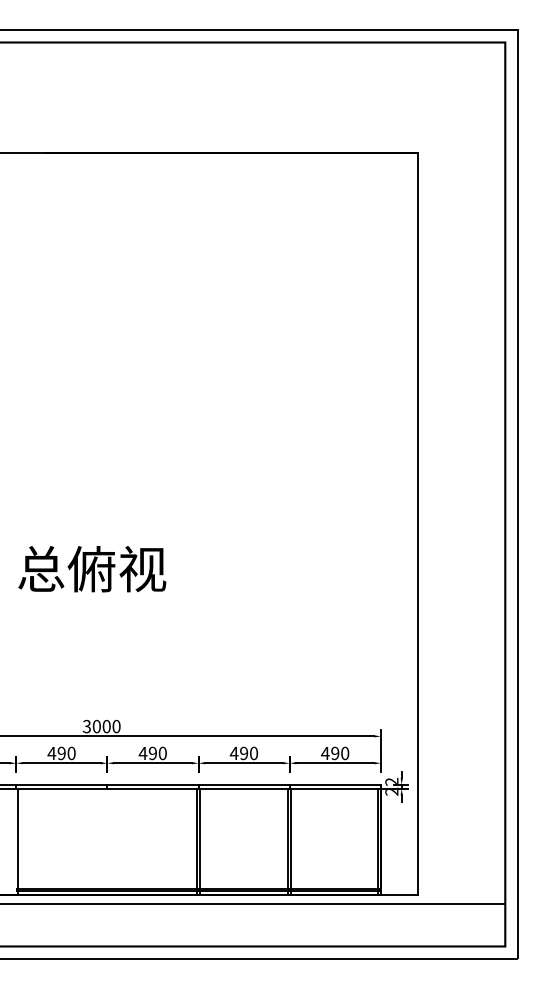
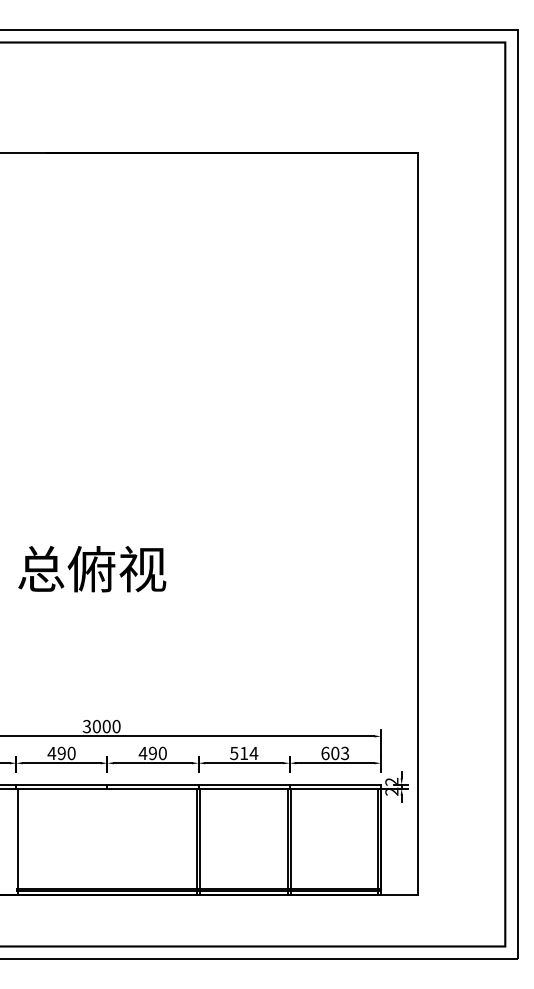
text: 490 -> 514 (243, 753)
text: 490 -> 603 (335, 753)
line: present -> none (253, 904)
